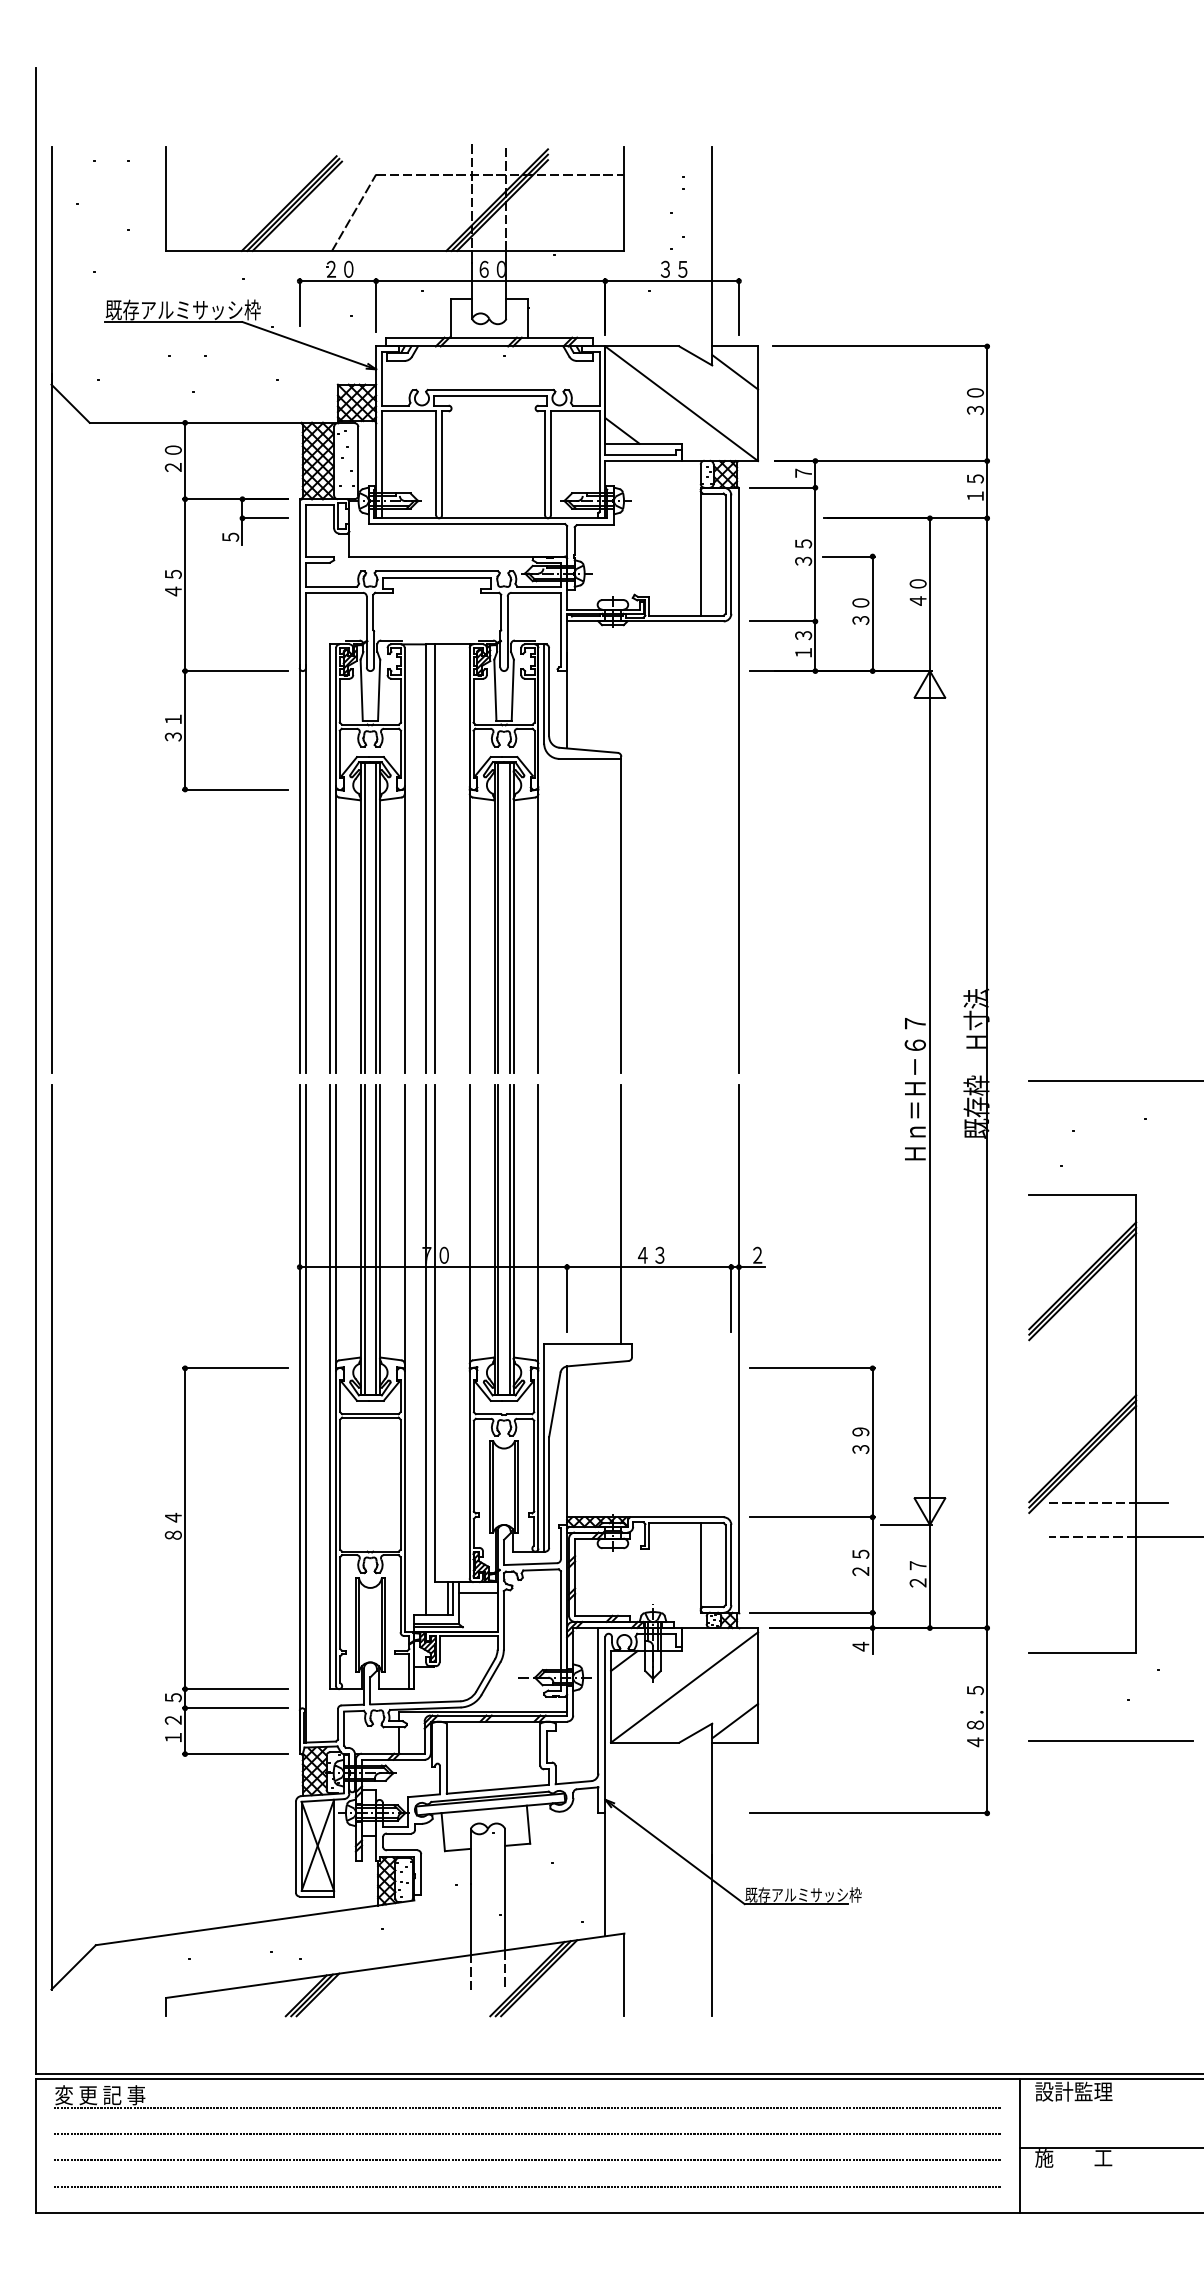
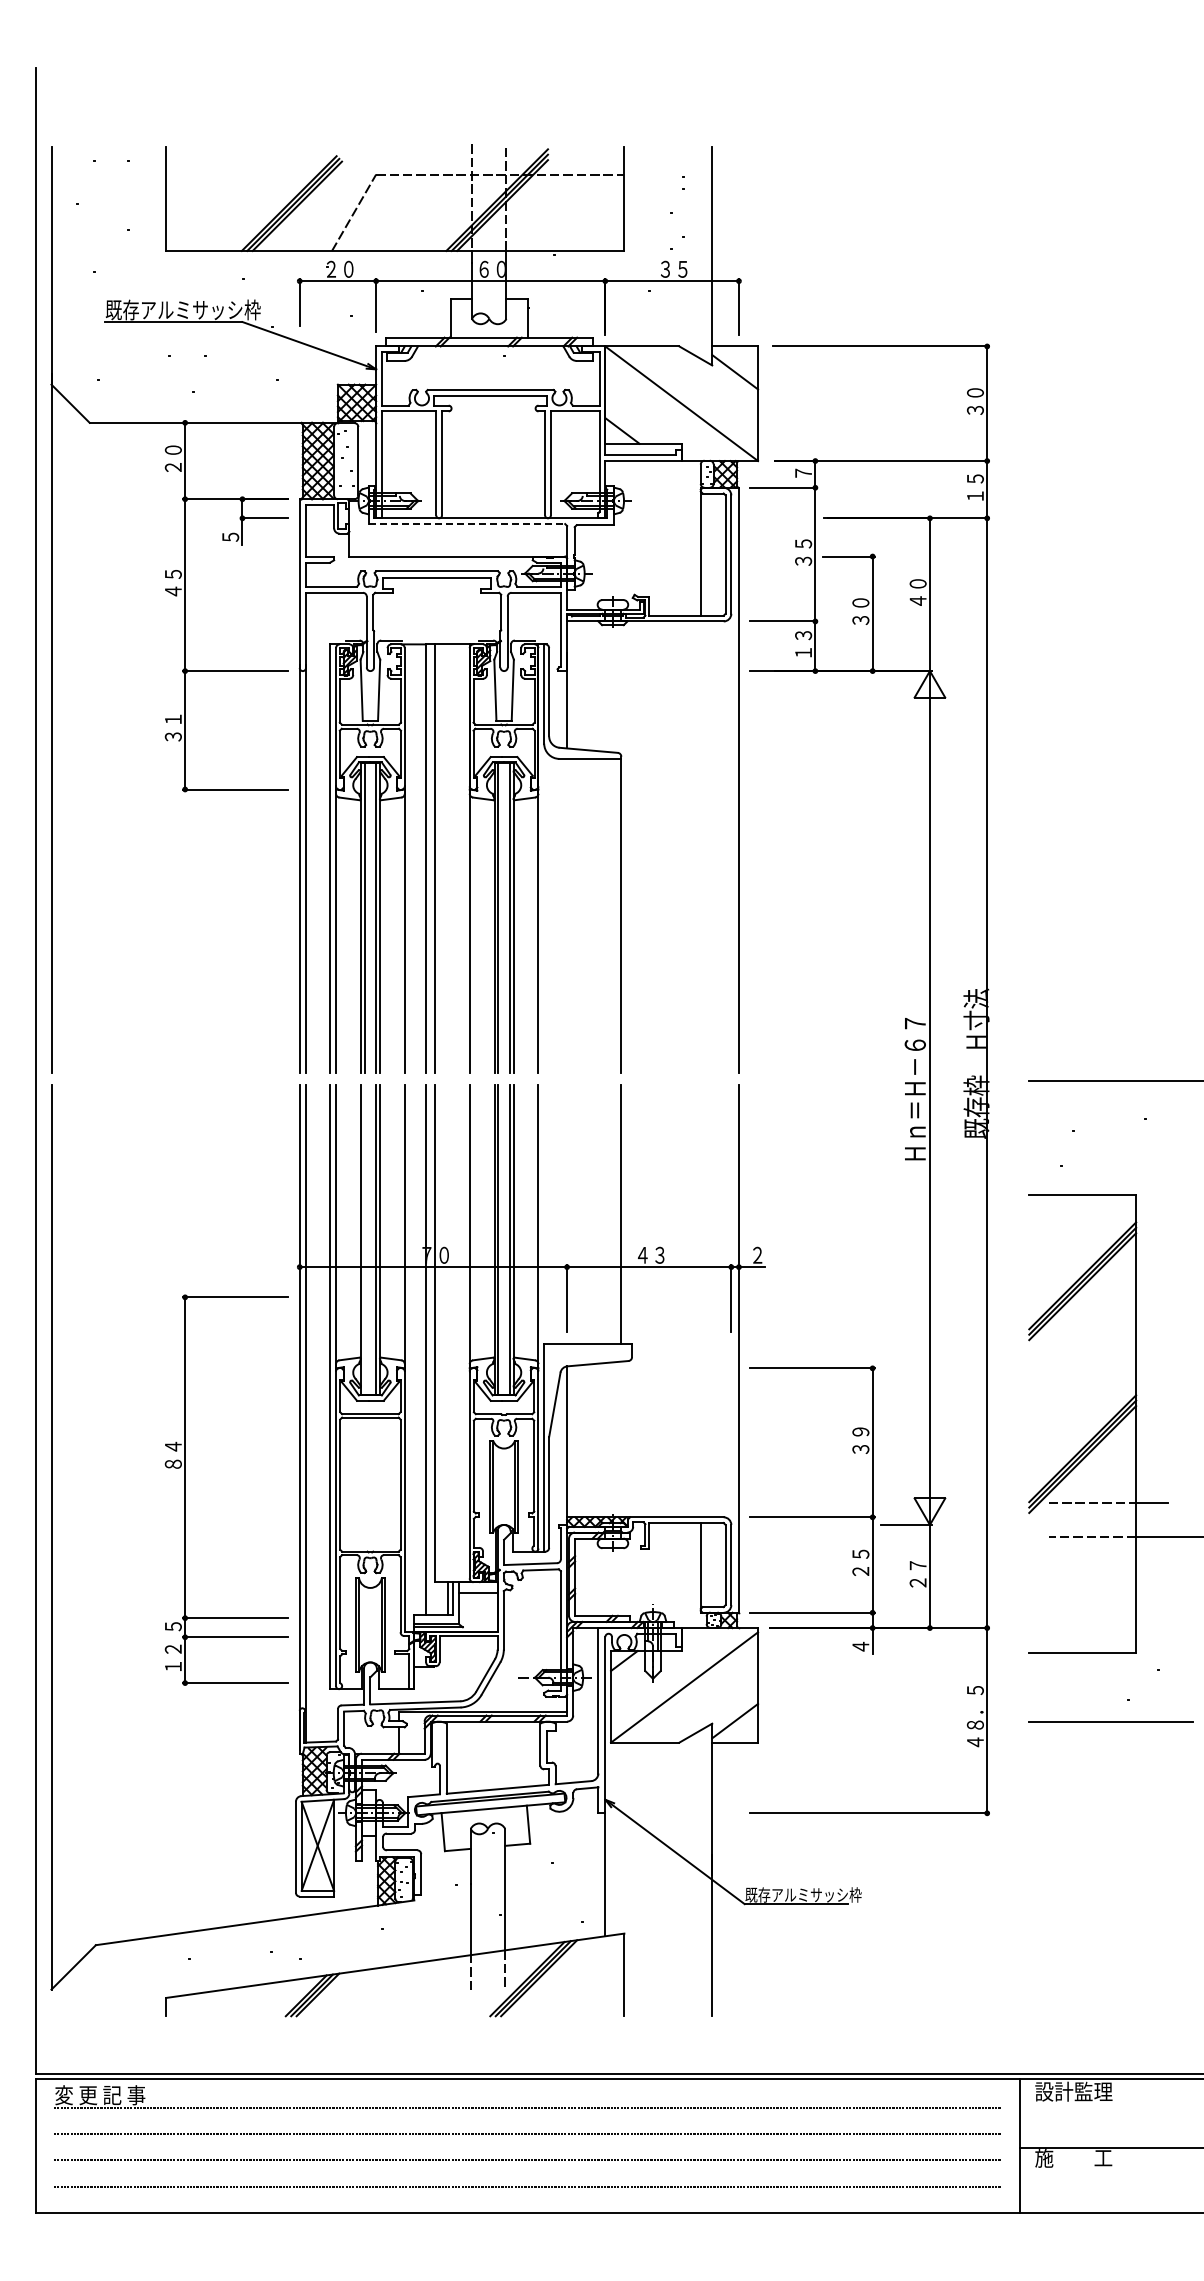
line: solid -> dashed (467, 524)
line: present -> none (364, 1239)
part position: (185, 1560) -> (185, 1489) (185, 1489)
line position: (1110, 1740) -> (1110, 1721) (1110, 1721)
